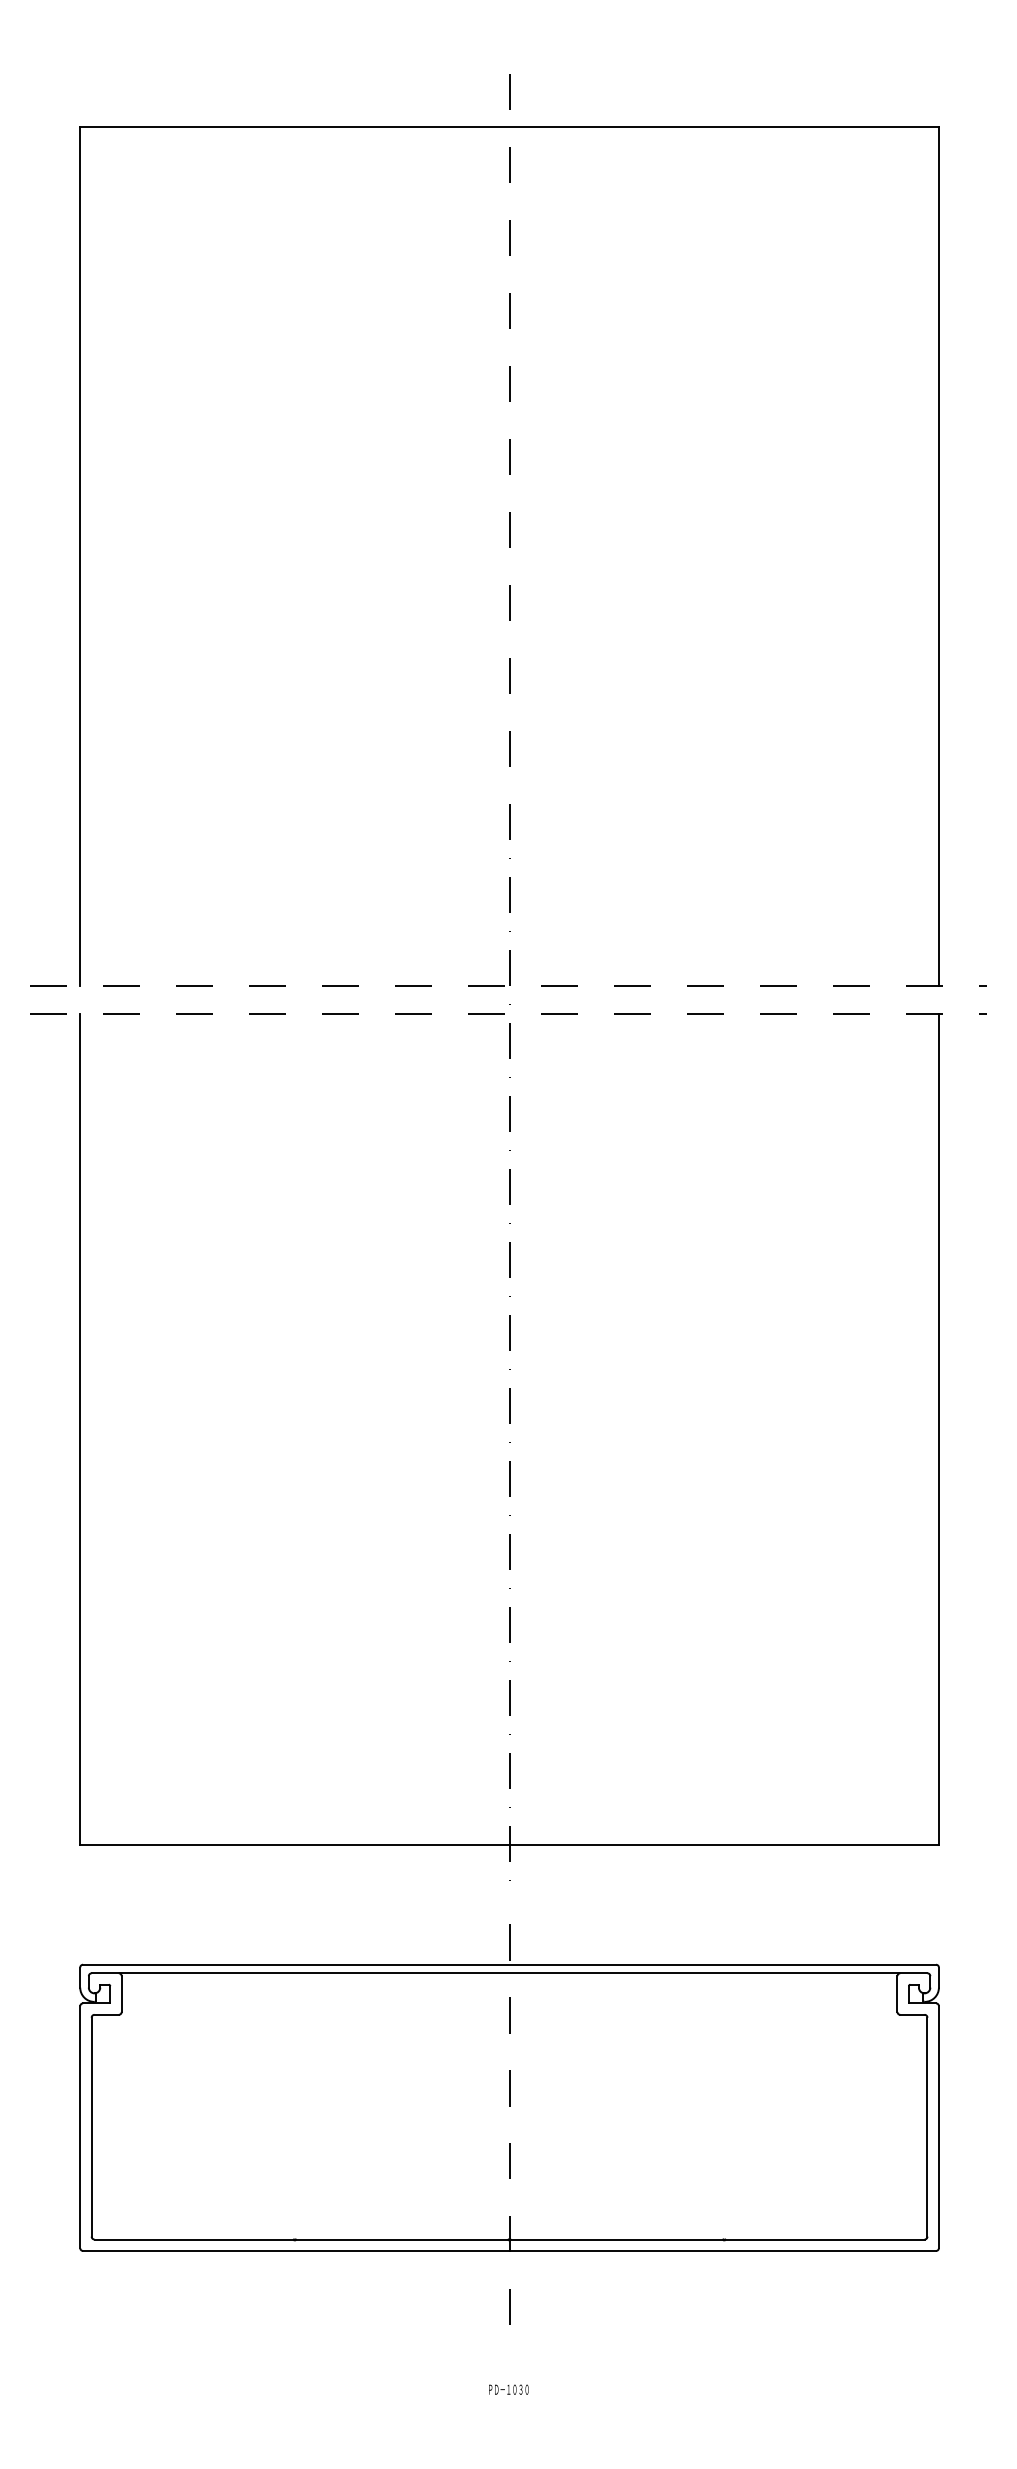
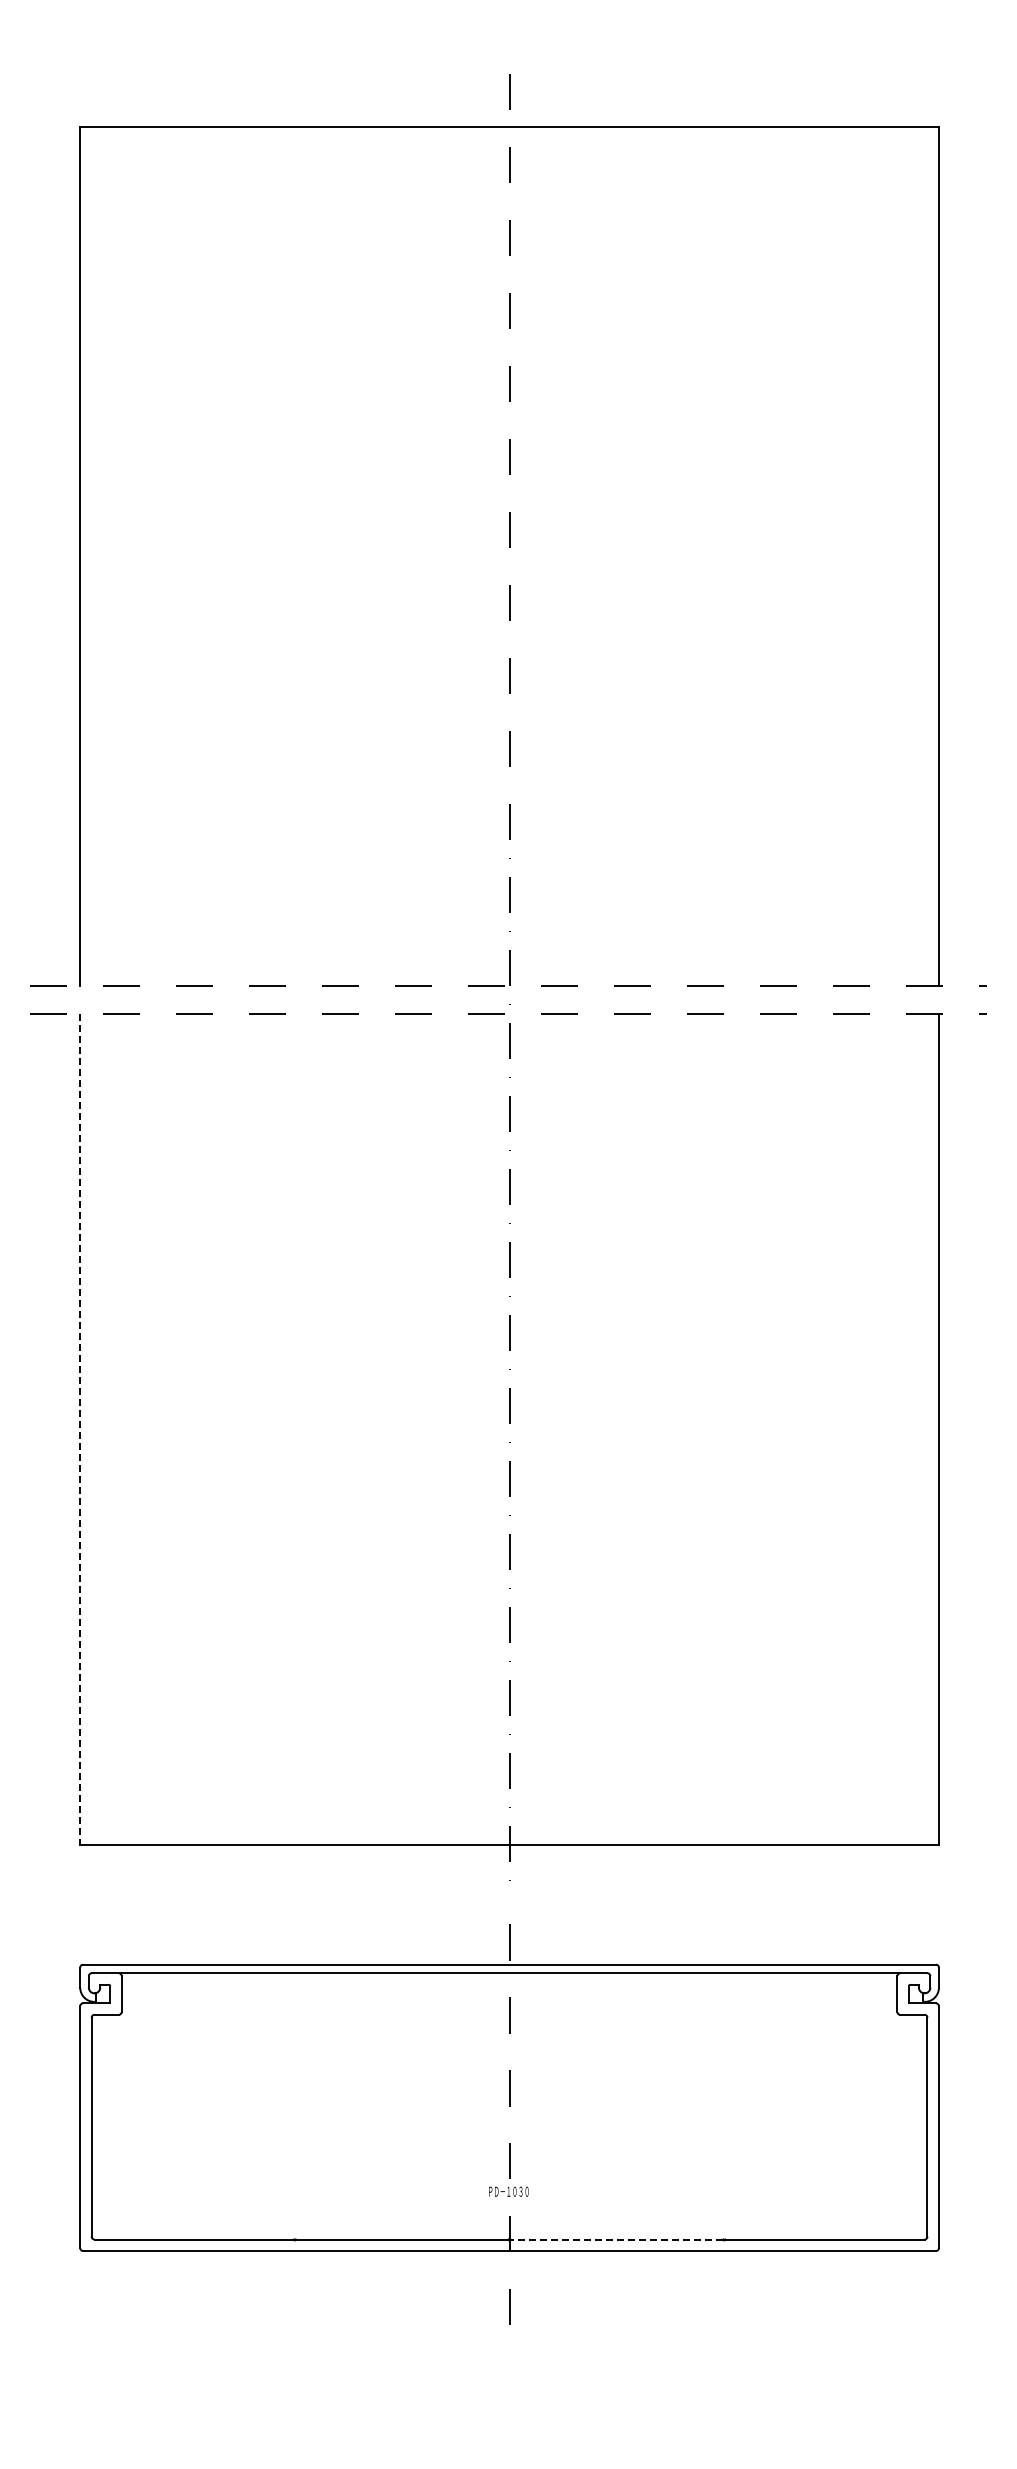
line: solid -> dashed (80, 1429)
line: solid -> dashed (616, 2239)
text position: (508, 2389) -> (508, 2191) (508, 2191)
